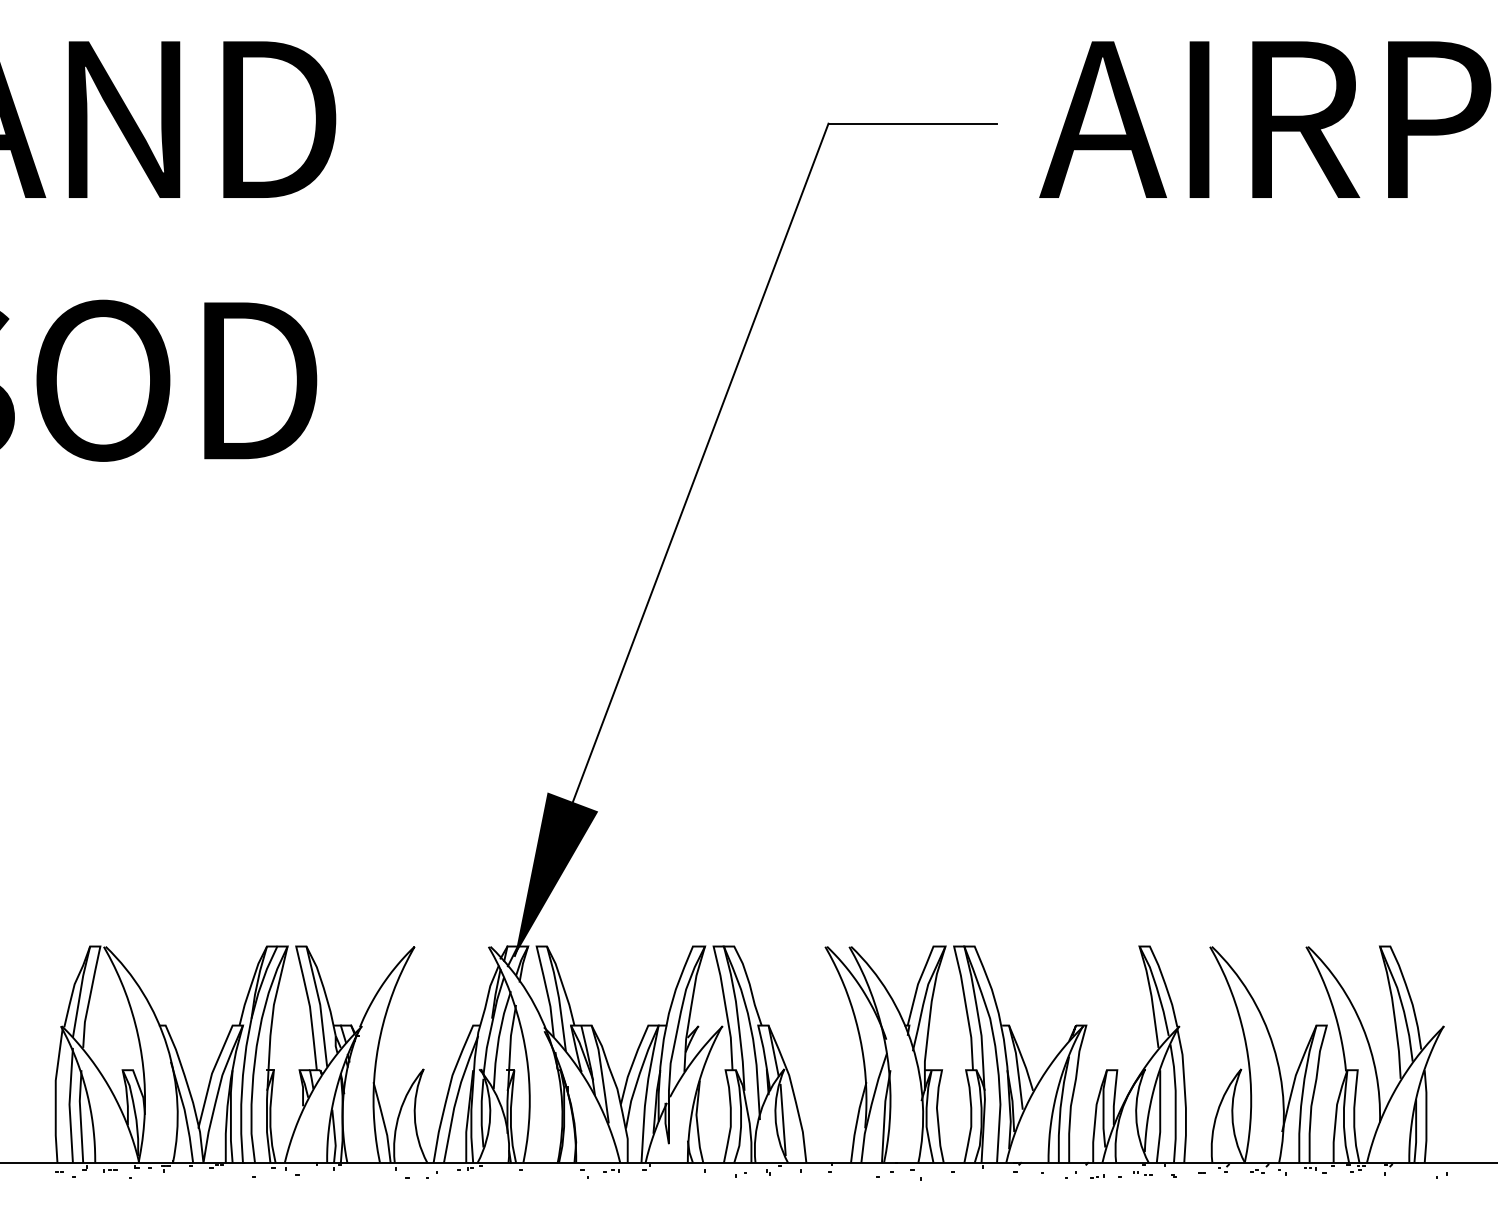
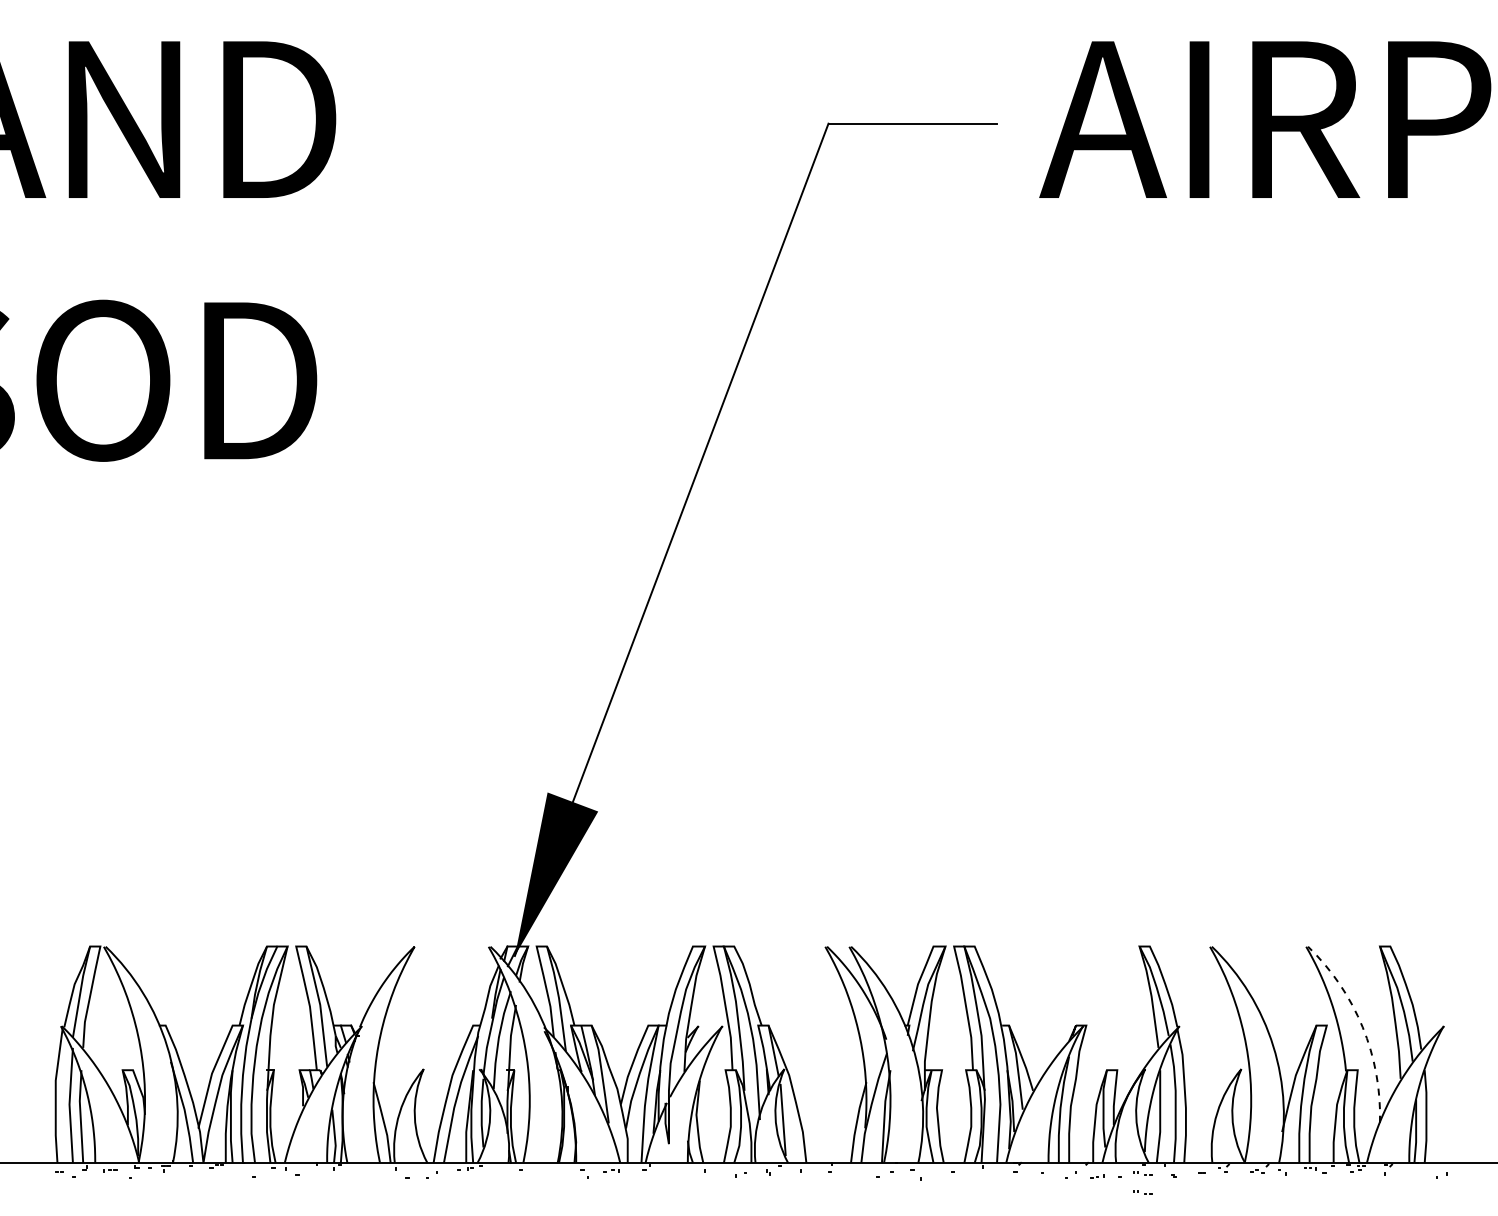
arc: solid -> dashed (1362, 1027)
part: none -> present (1142, 1192)
